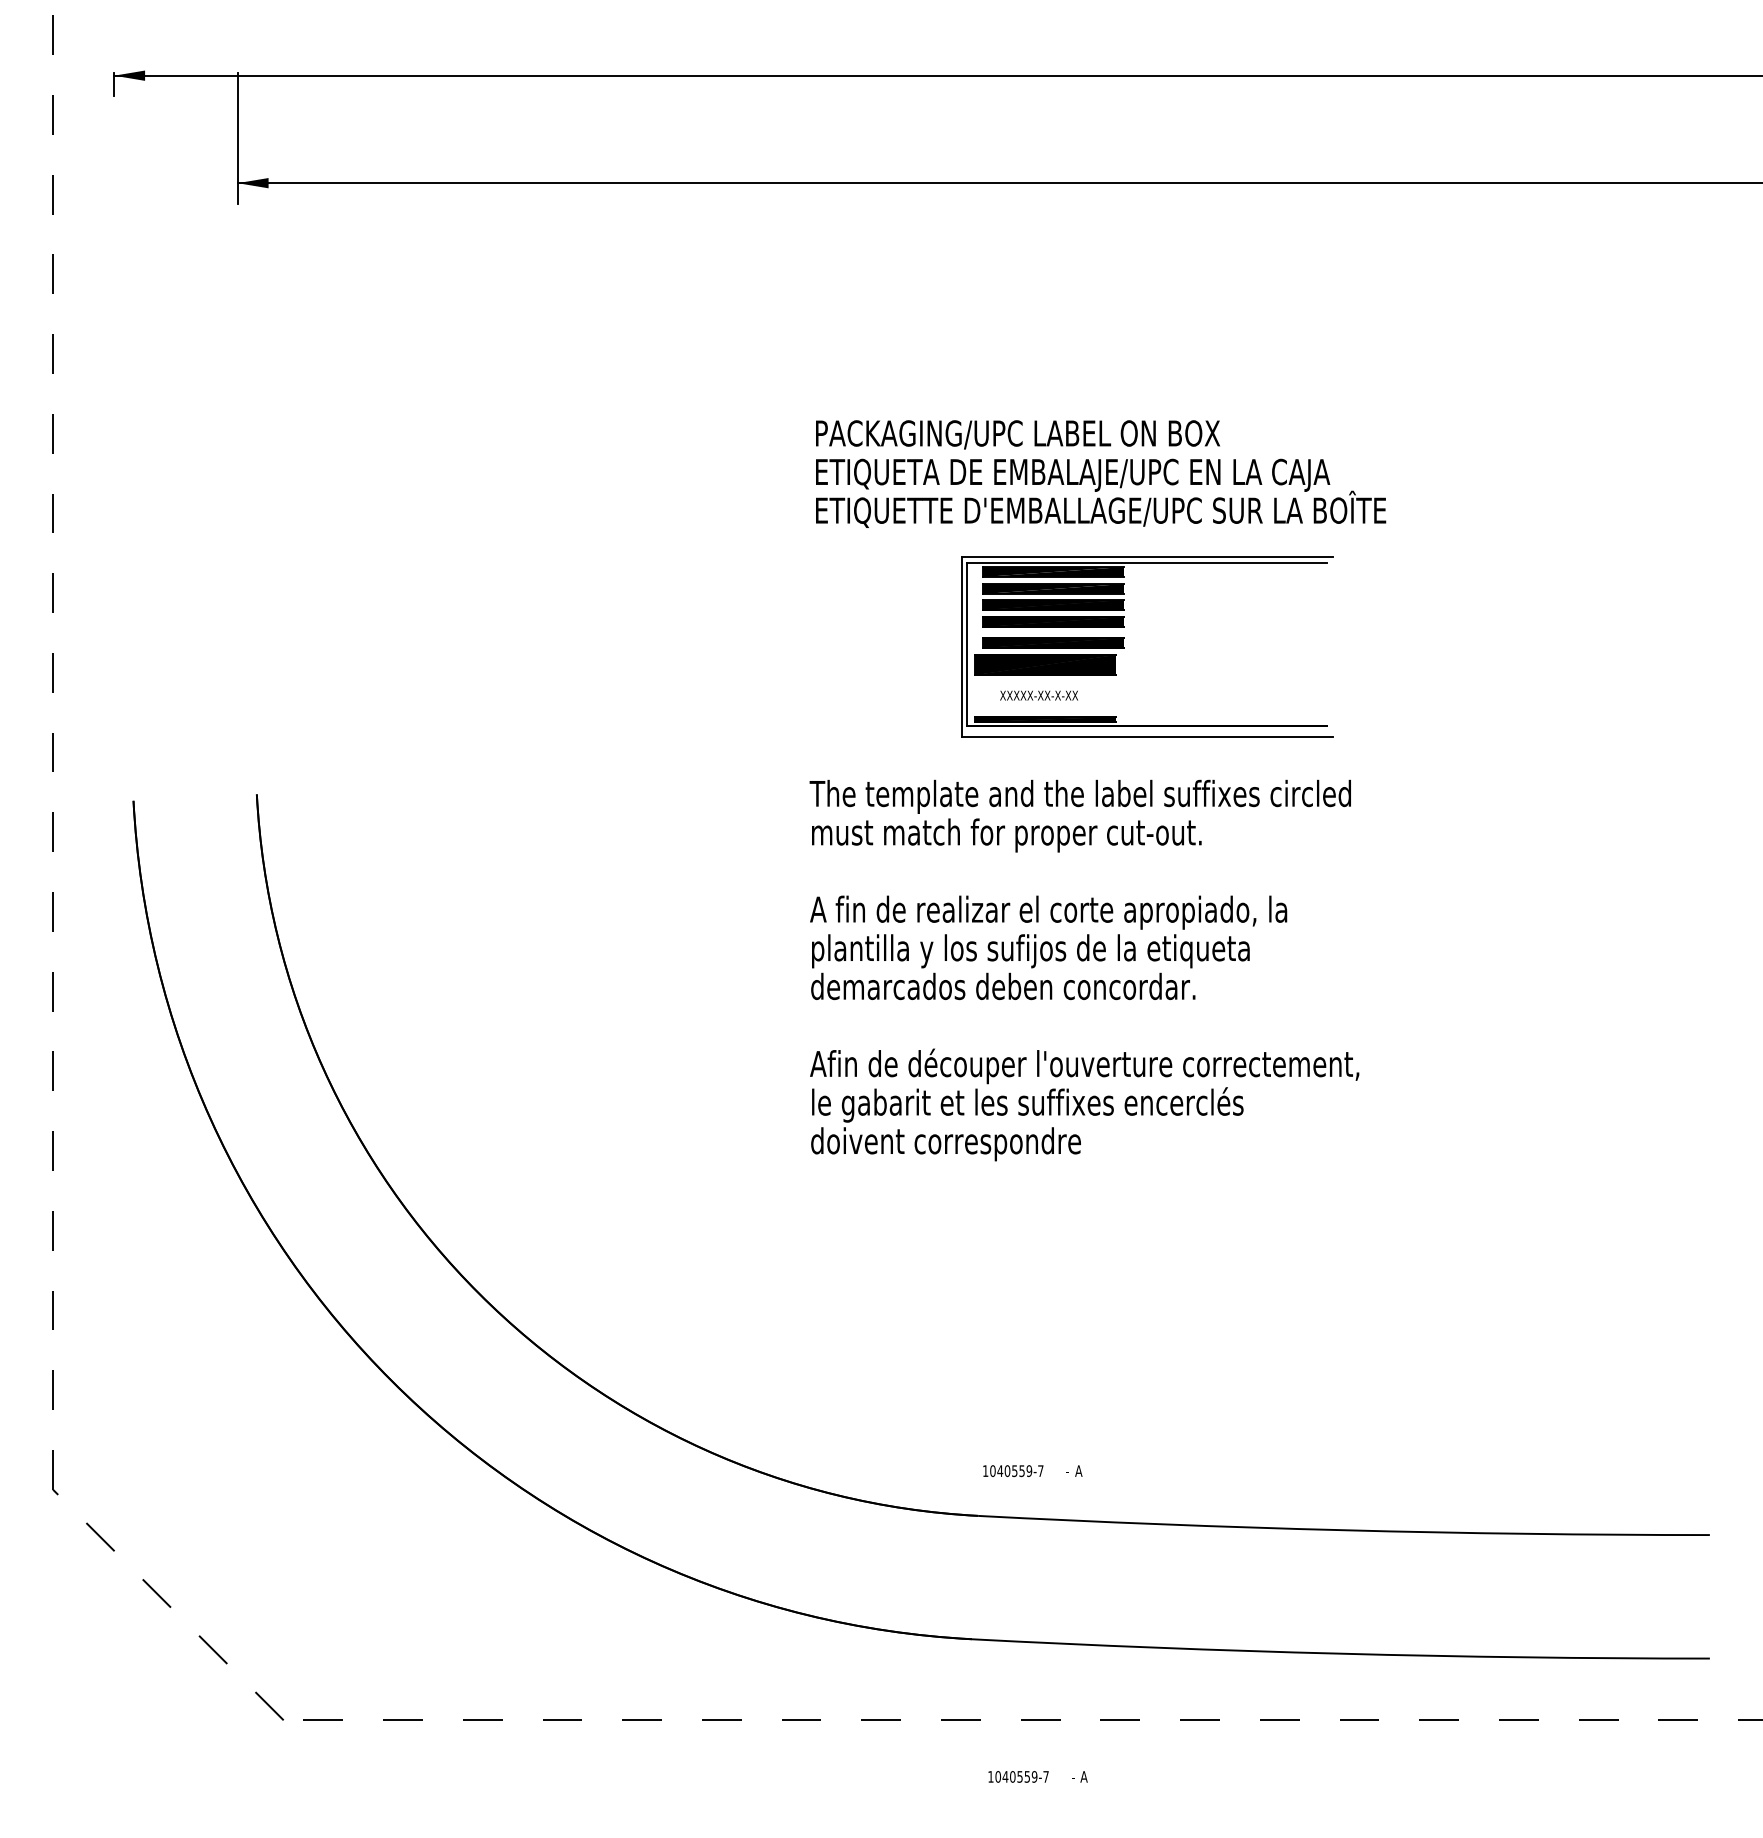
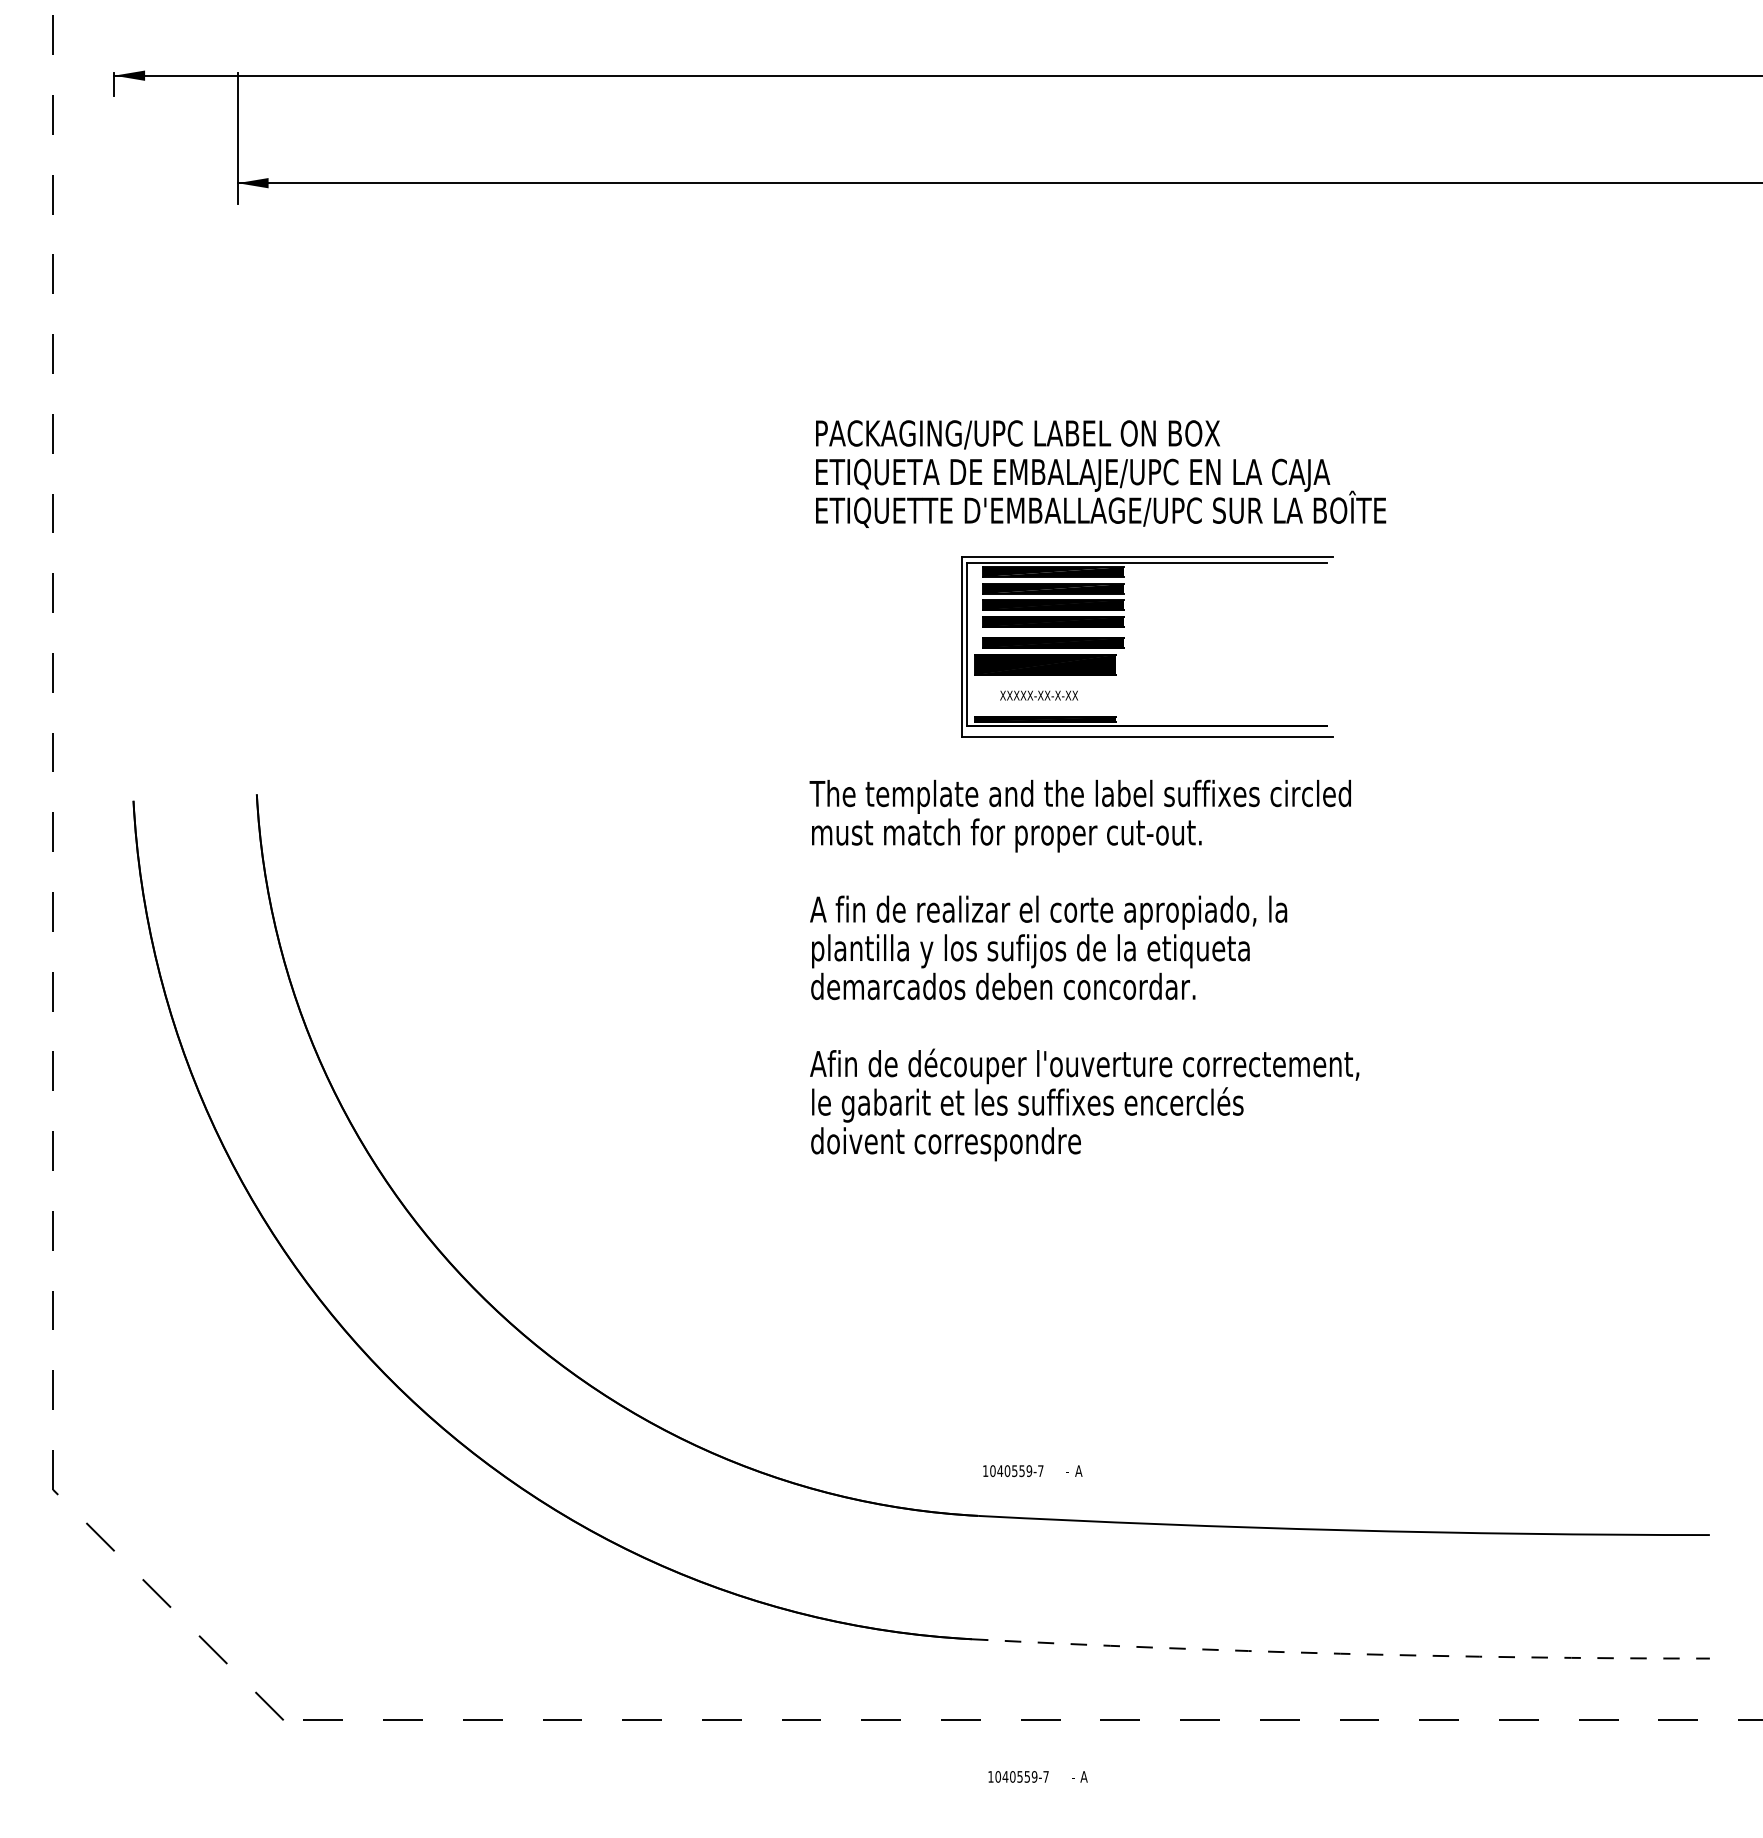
arc: solid -> dashed (1340, 1653)
